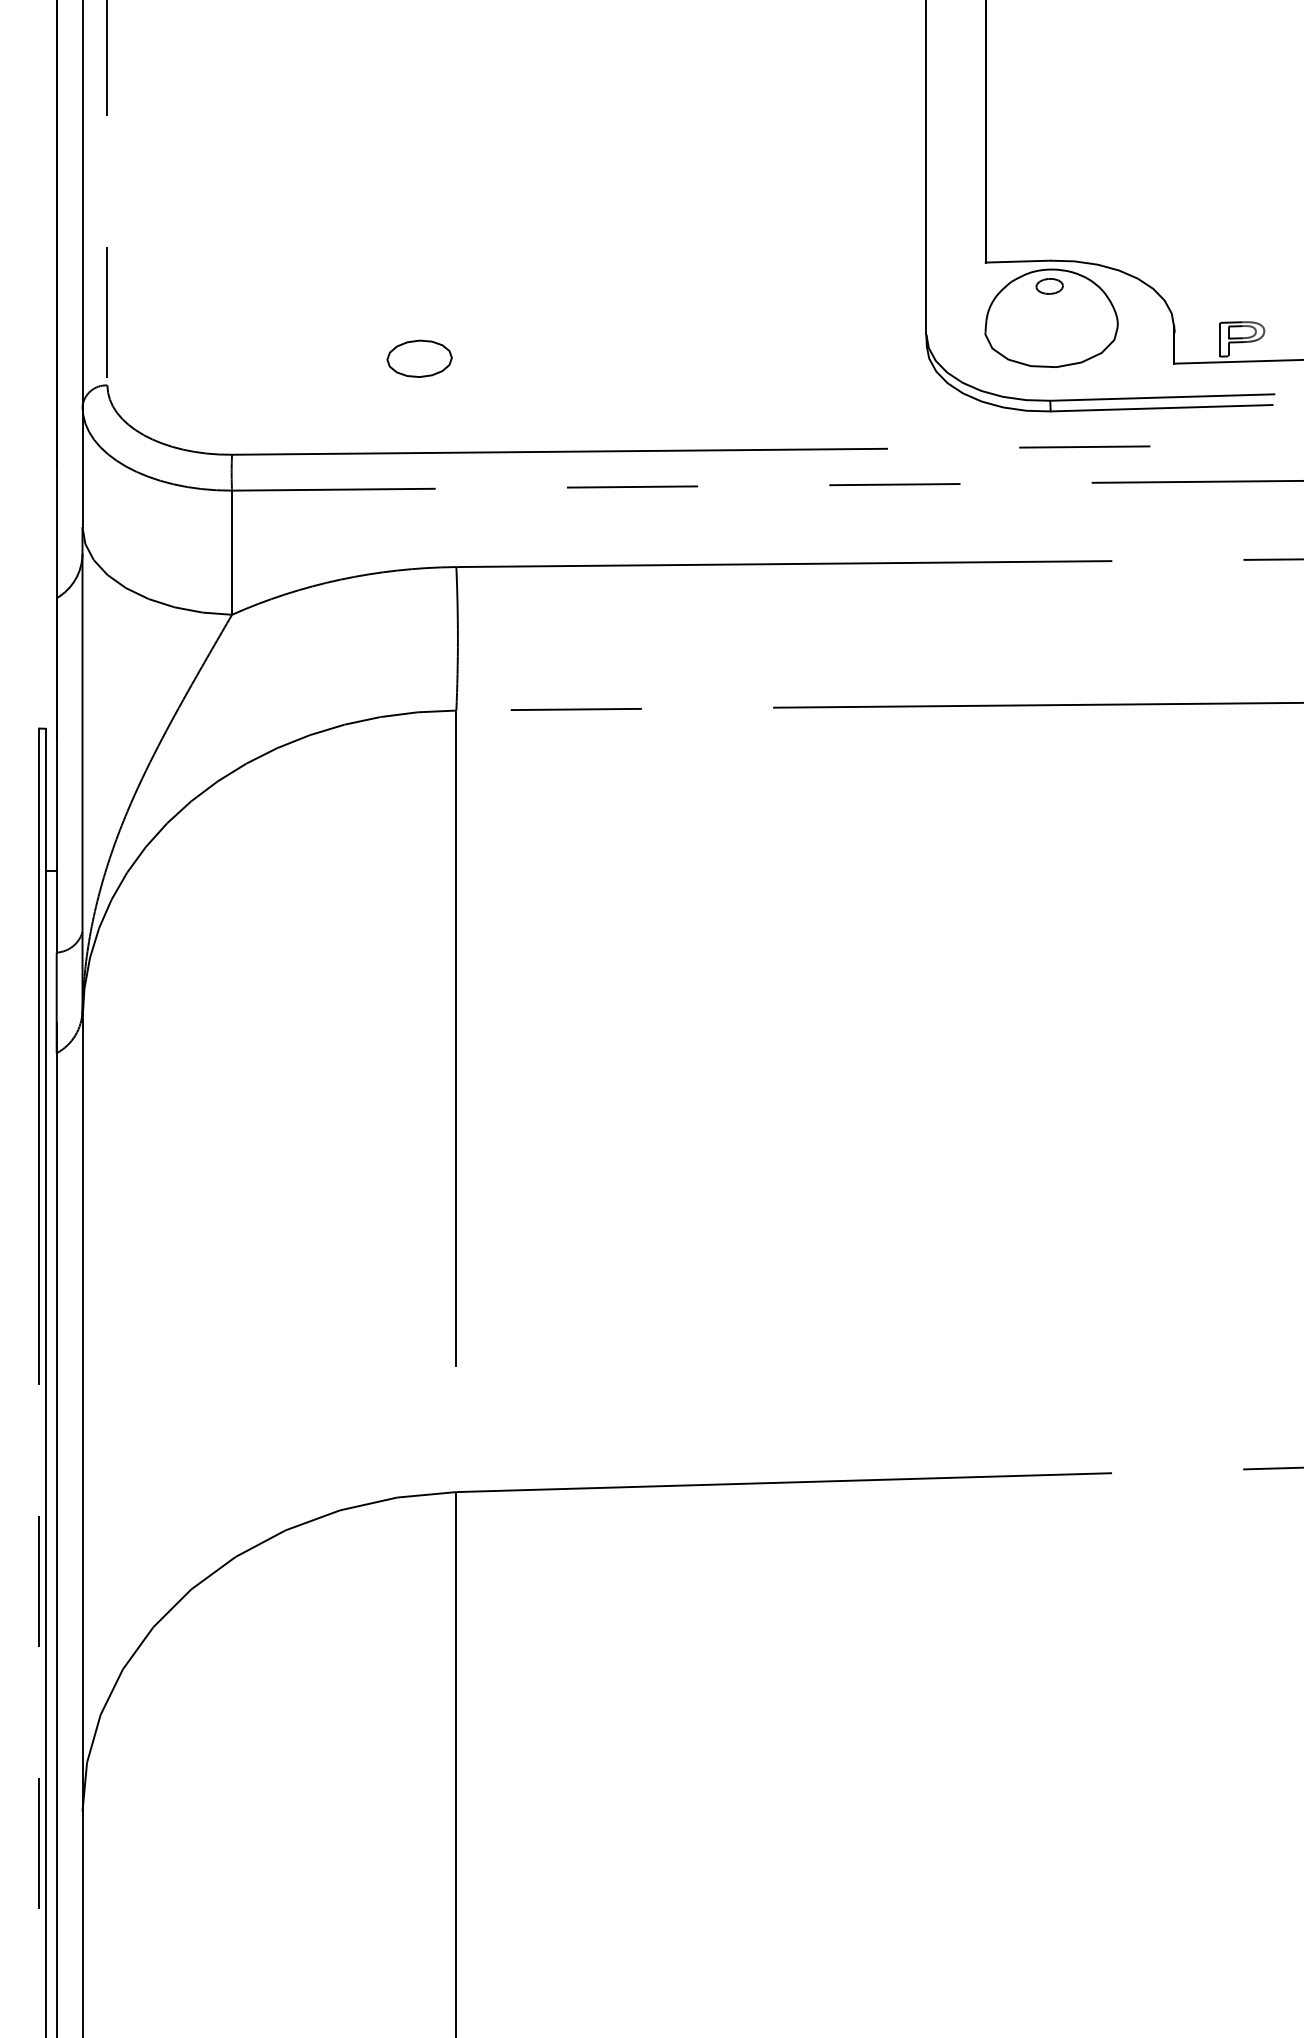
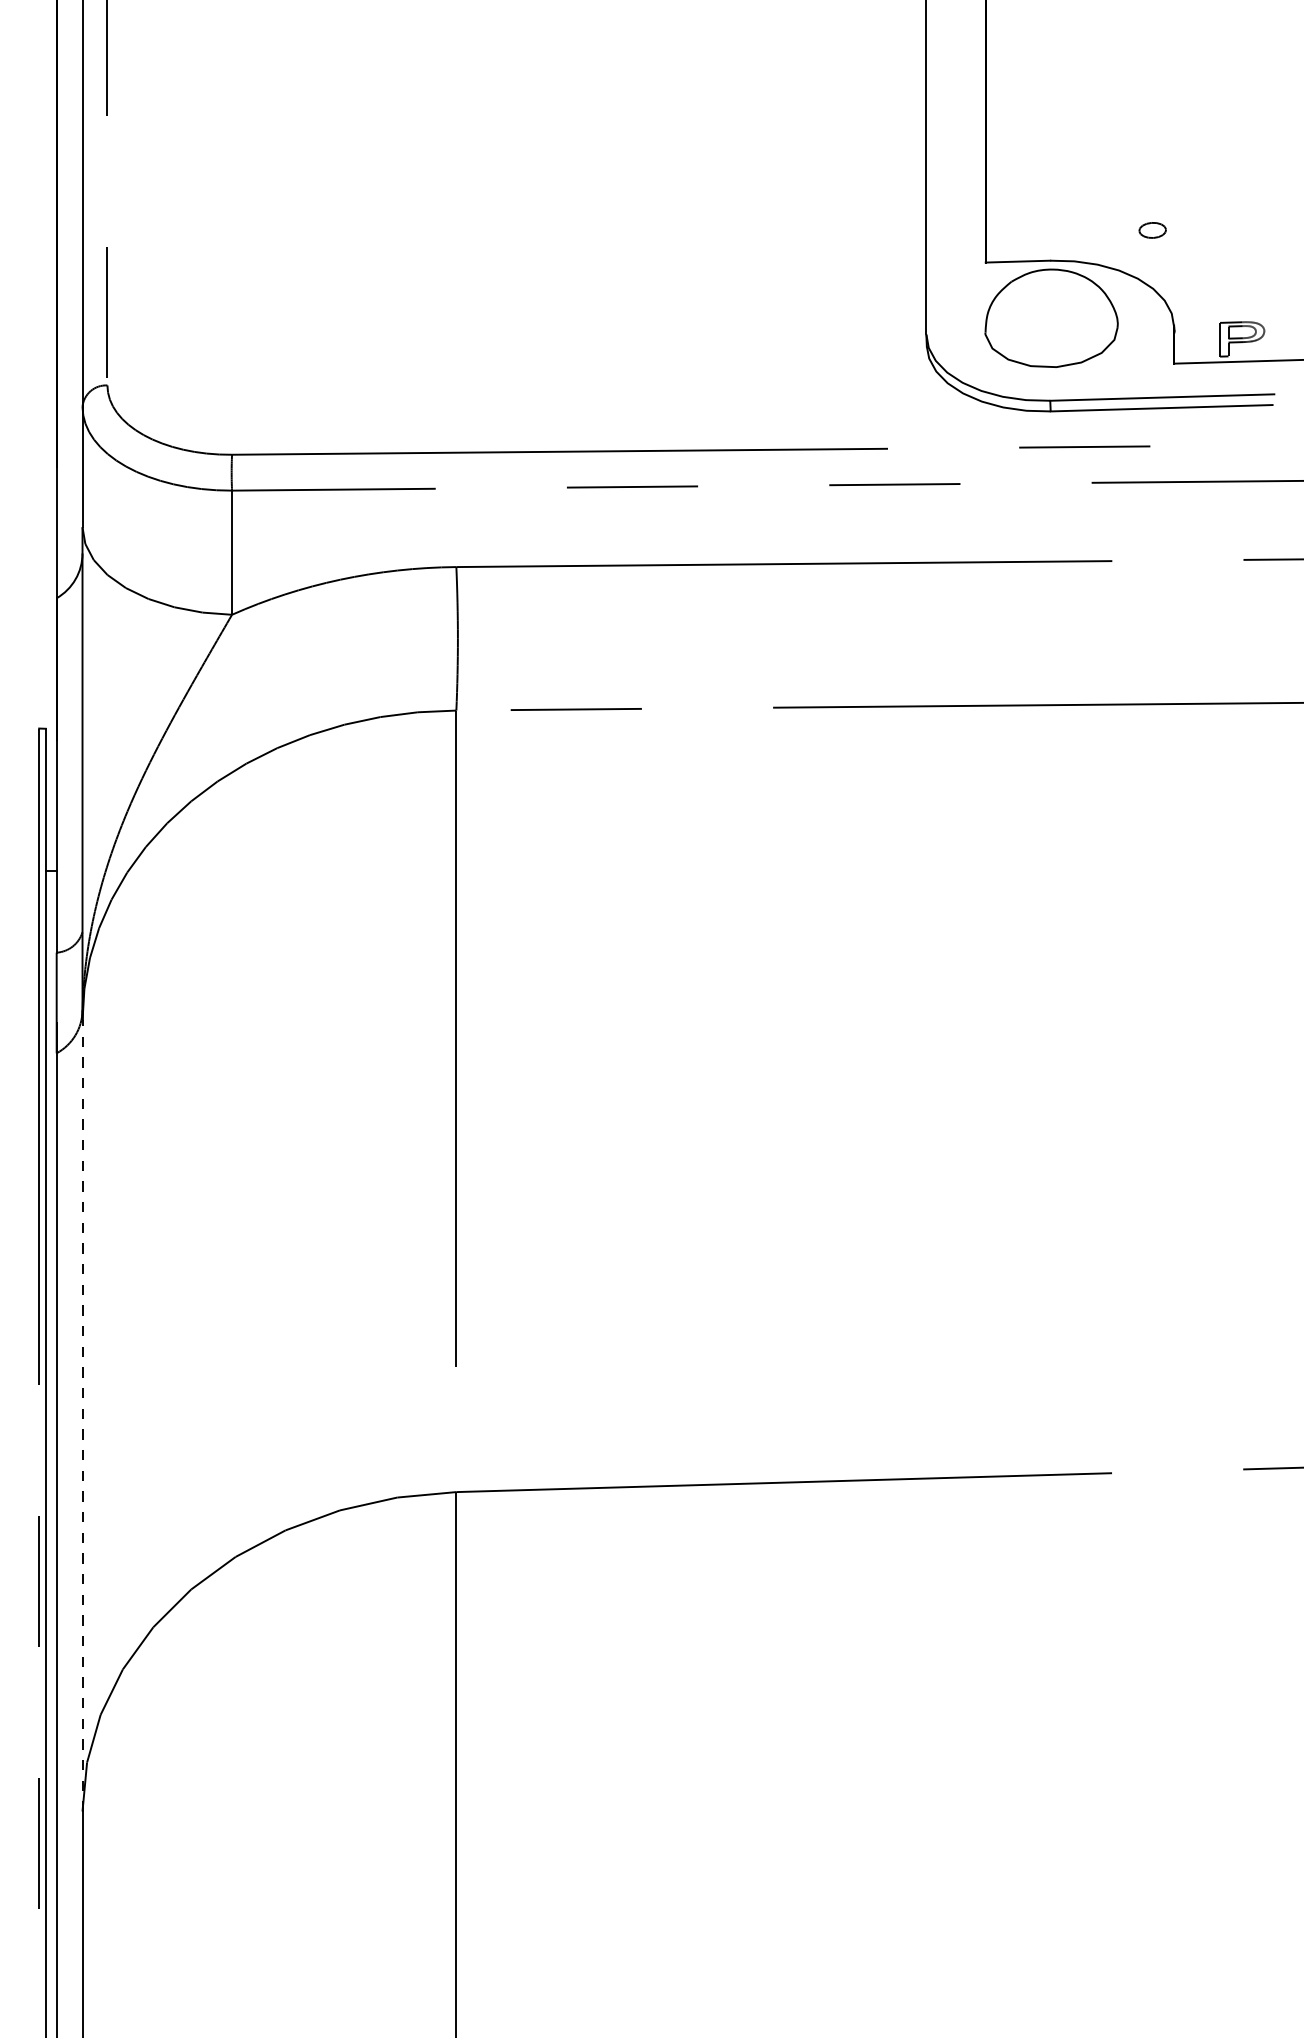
part position: (1049, 286) -> (1152, 230) (1152, 230)
part: present -> none (419, 358)
line: solid -> dashed (82, 1415)
